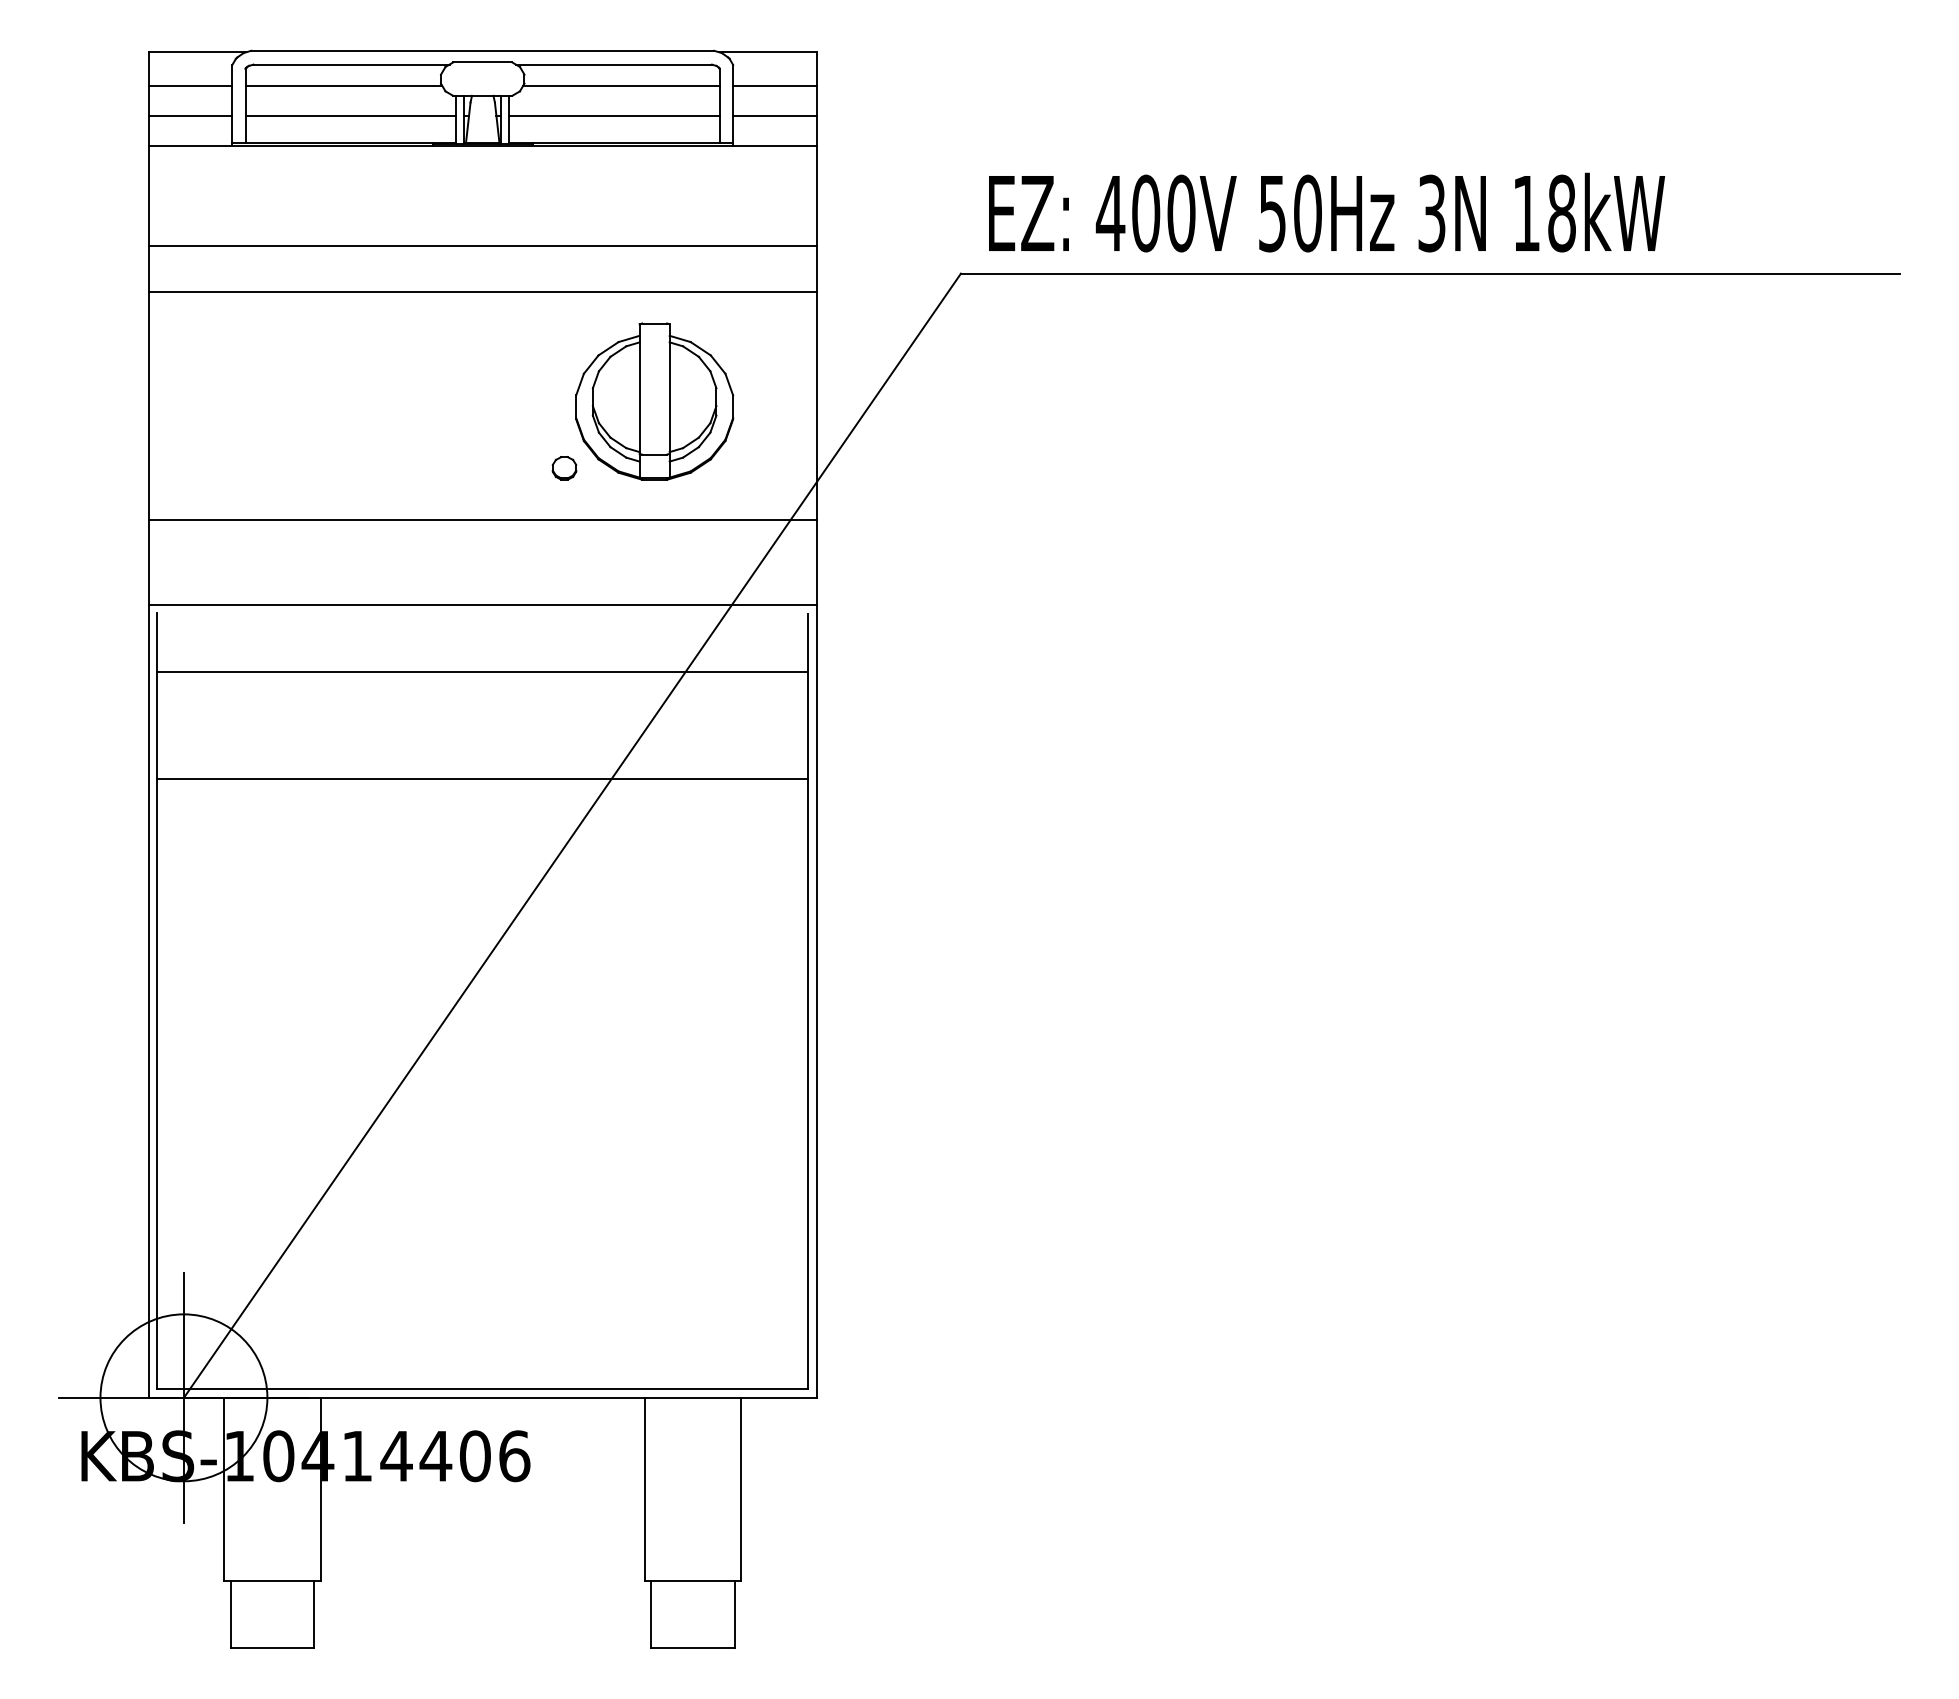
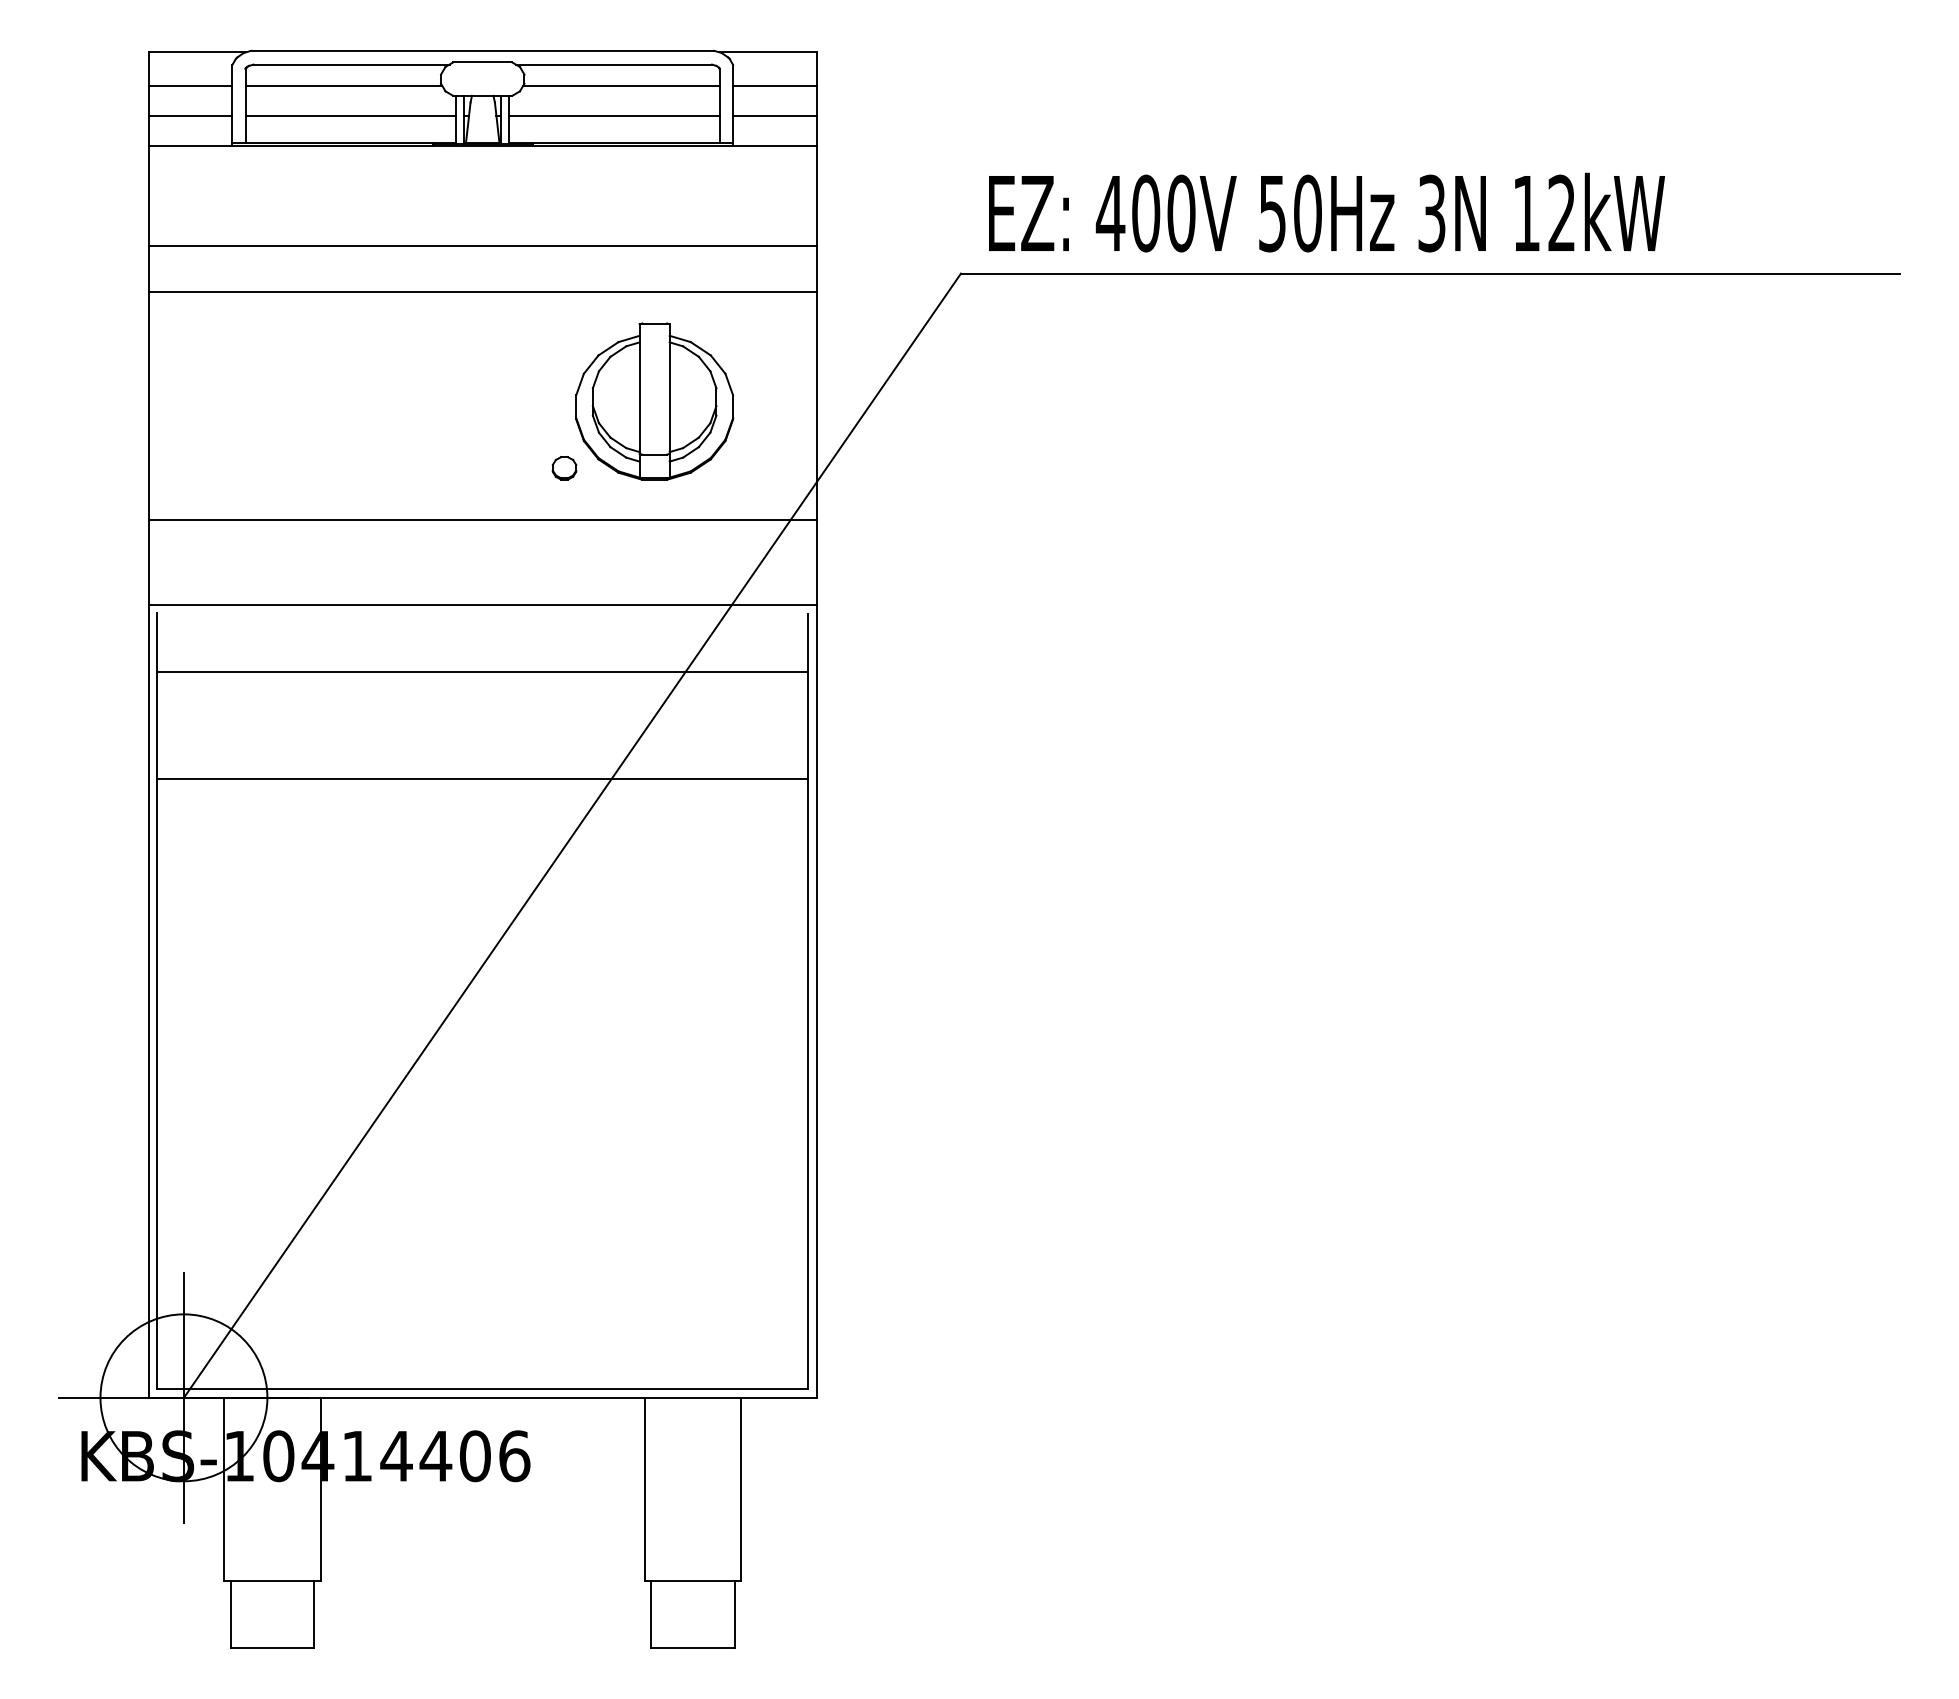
text: 18kW -> 12kW (1561, 213)
